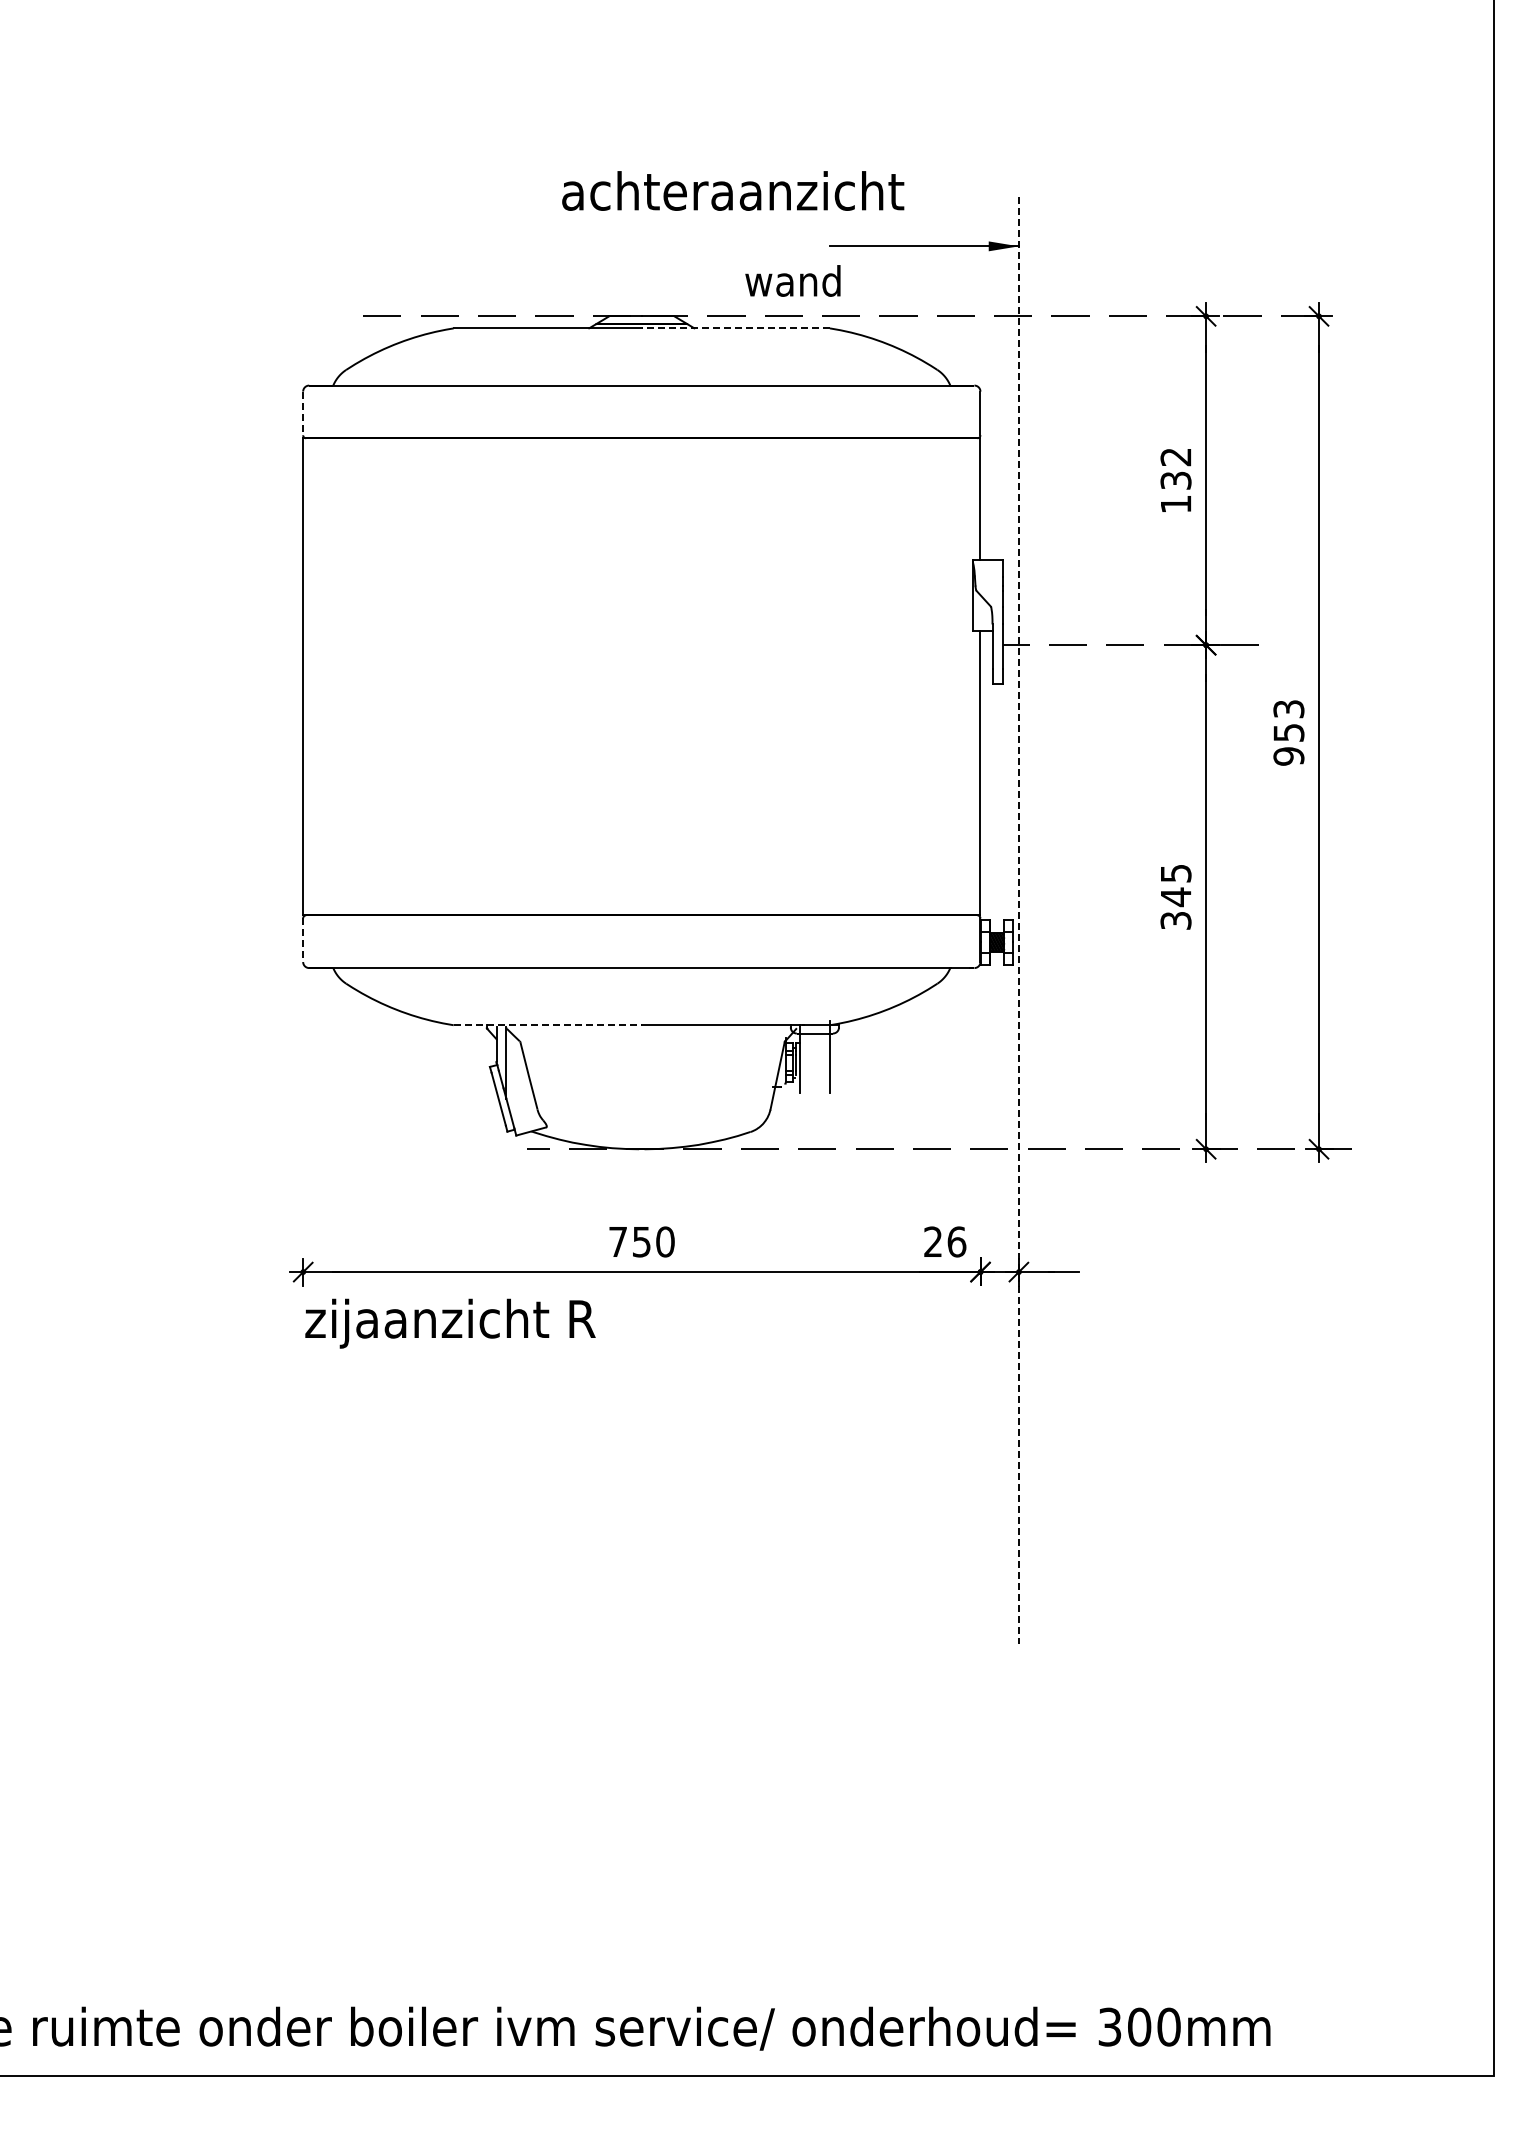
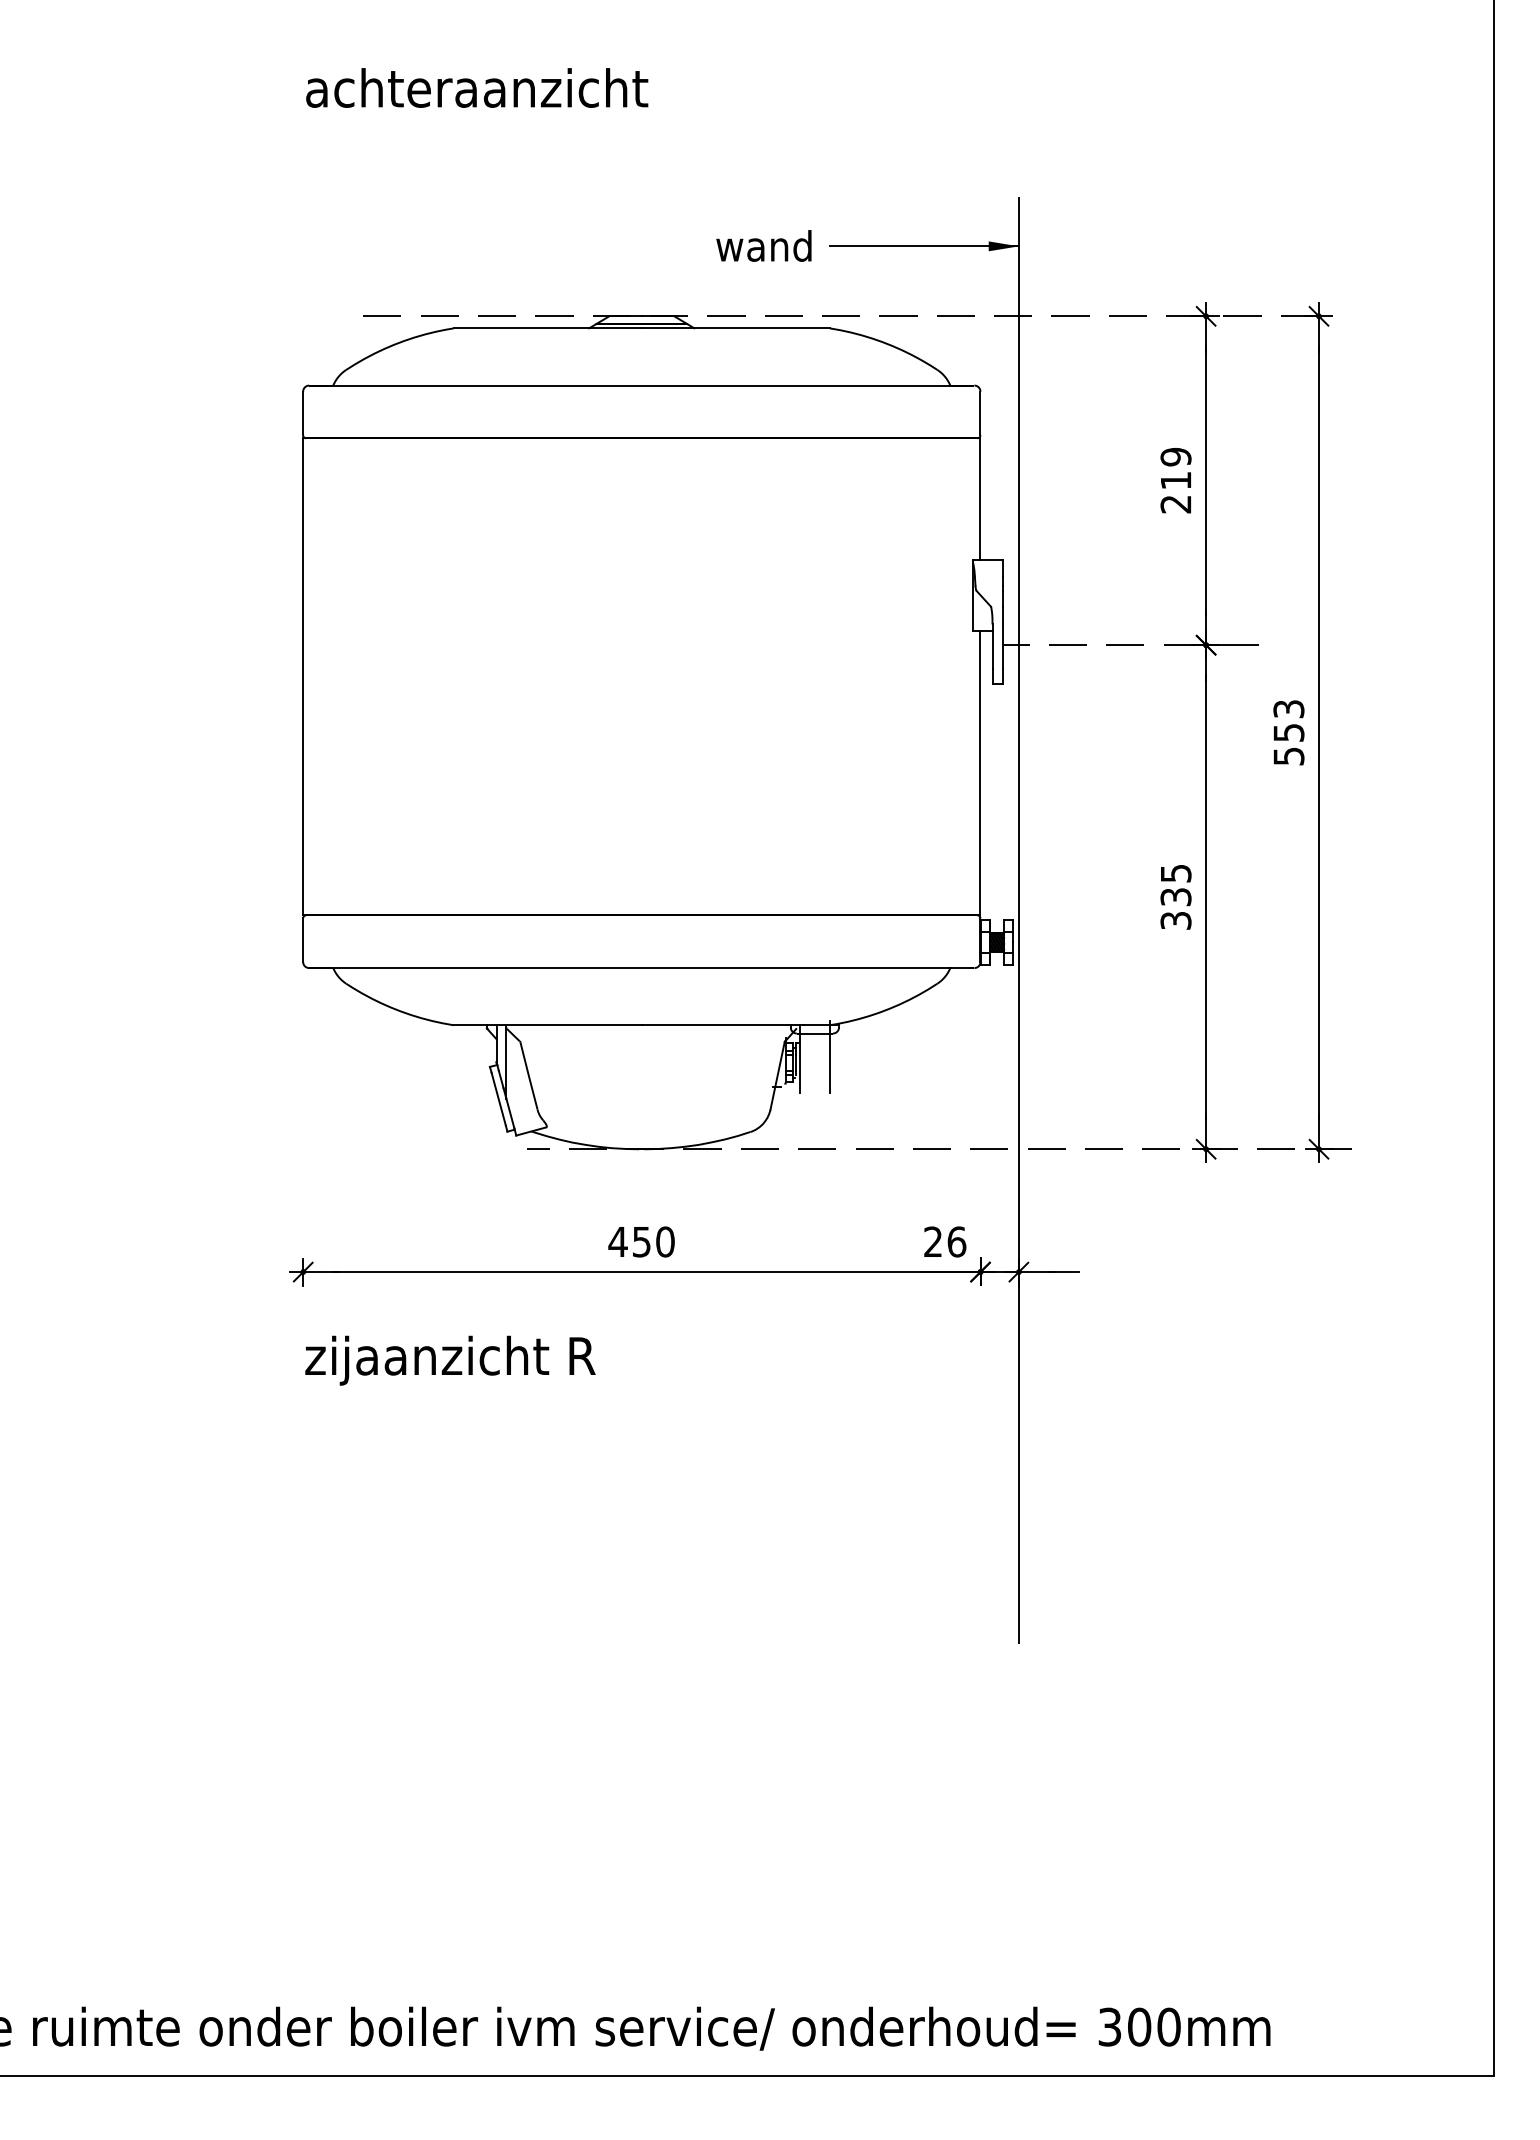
text position: (733, 190) -> (477, 87) (477, 87)
text position: (792, 280) -> (763, 245) (763, 245)
line: dashed -> solid (735, 328)
line: dashed -> solid (303, 413)
text: 132 -> 219 (1175, 480)
text: 953 -> 553 (1288, 756)
text: 345 -> 335 (1175, 897)
line: dashed -> solid (1018, 920)
line: dashed -> solid (303, 940)
line: dashed -> solid (548, 1025)
text: 750 -> 450 (617, 1241)
text position: (450, 1323) -> (450, 1360) (450, 1360)
